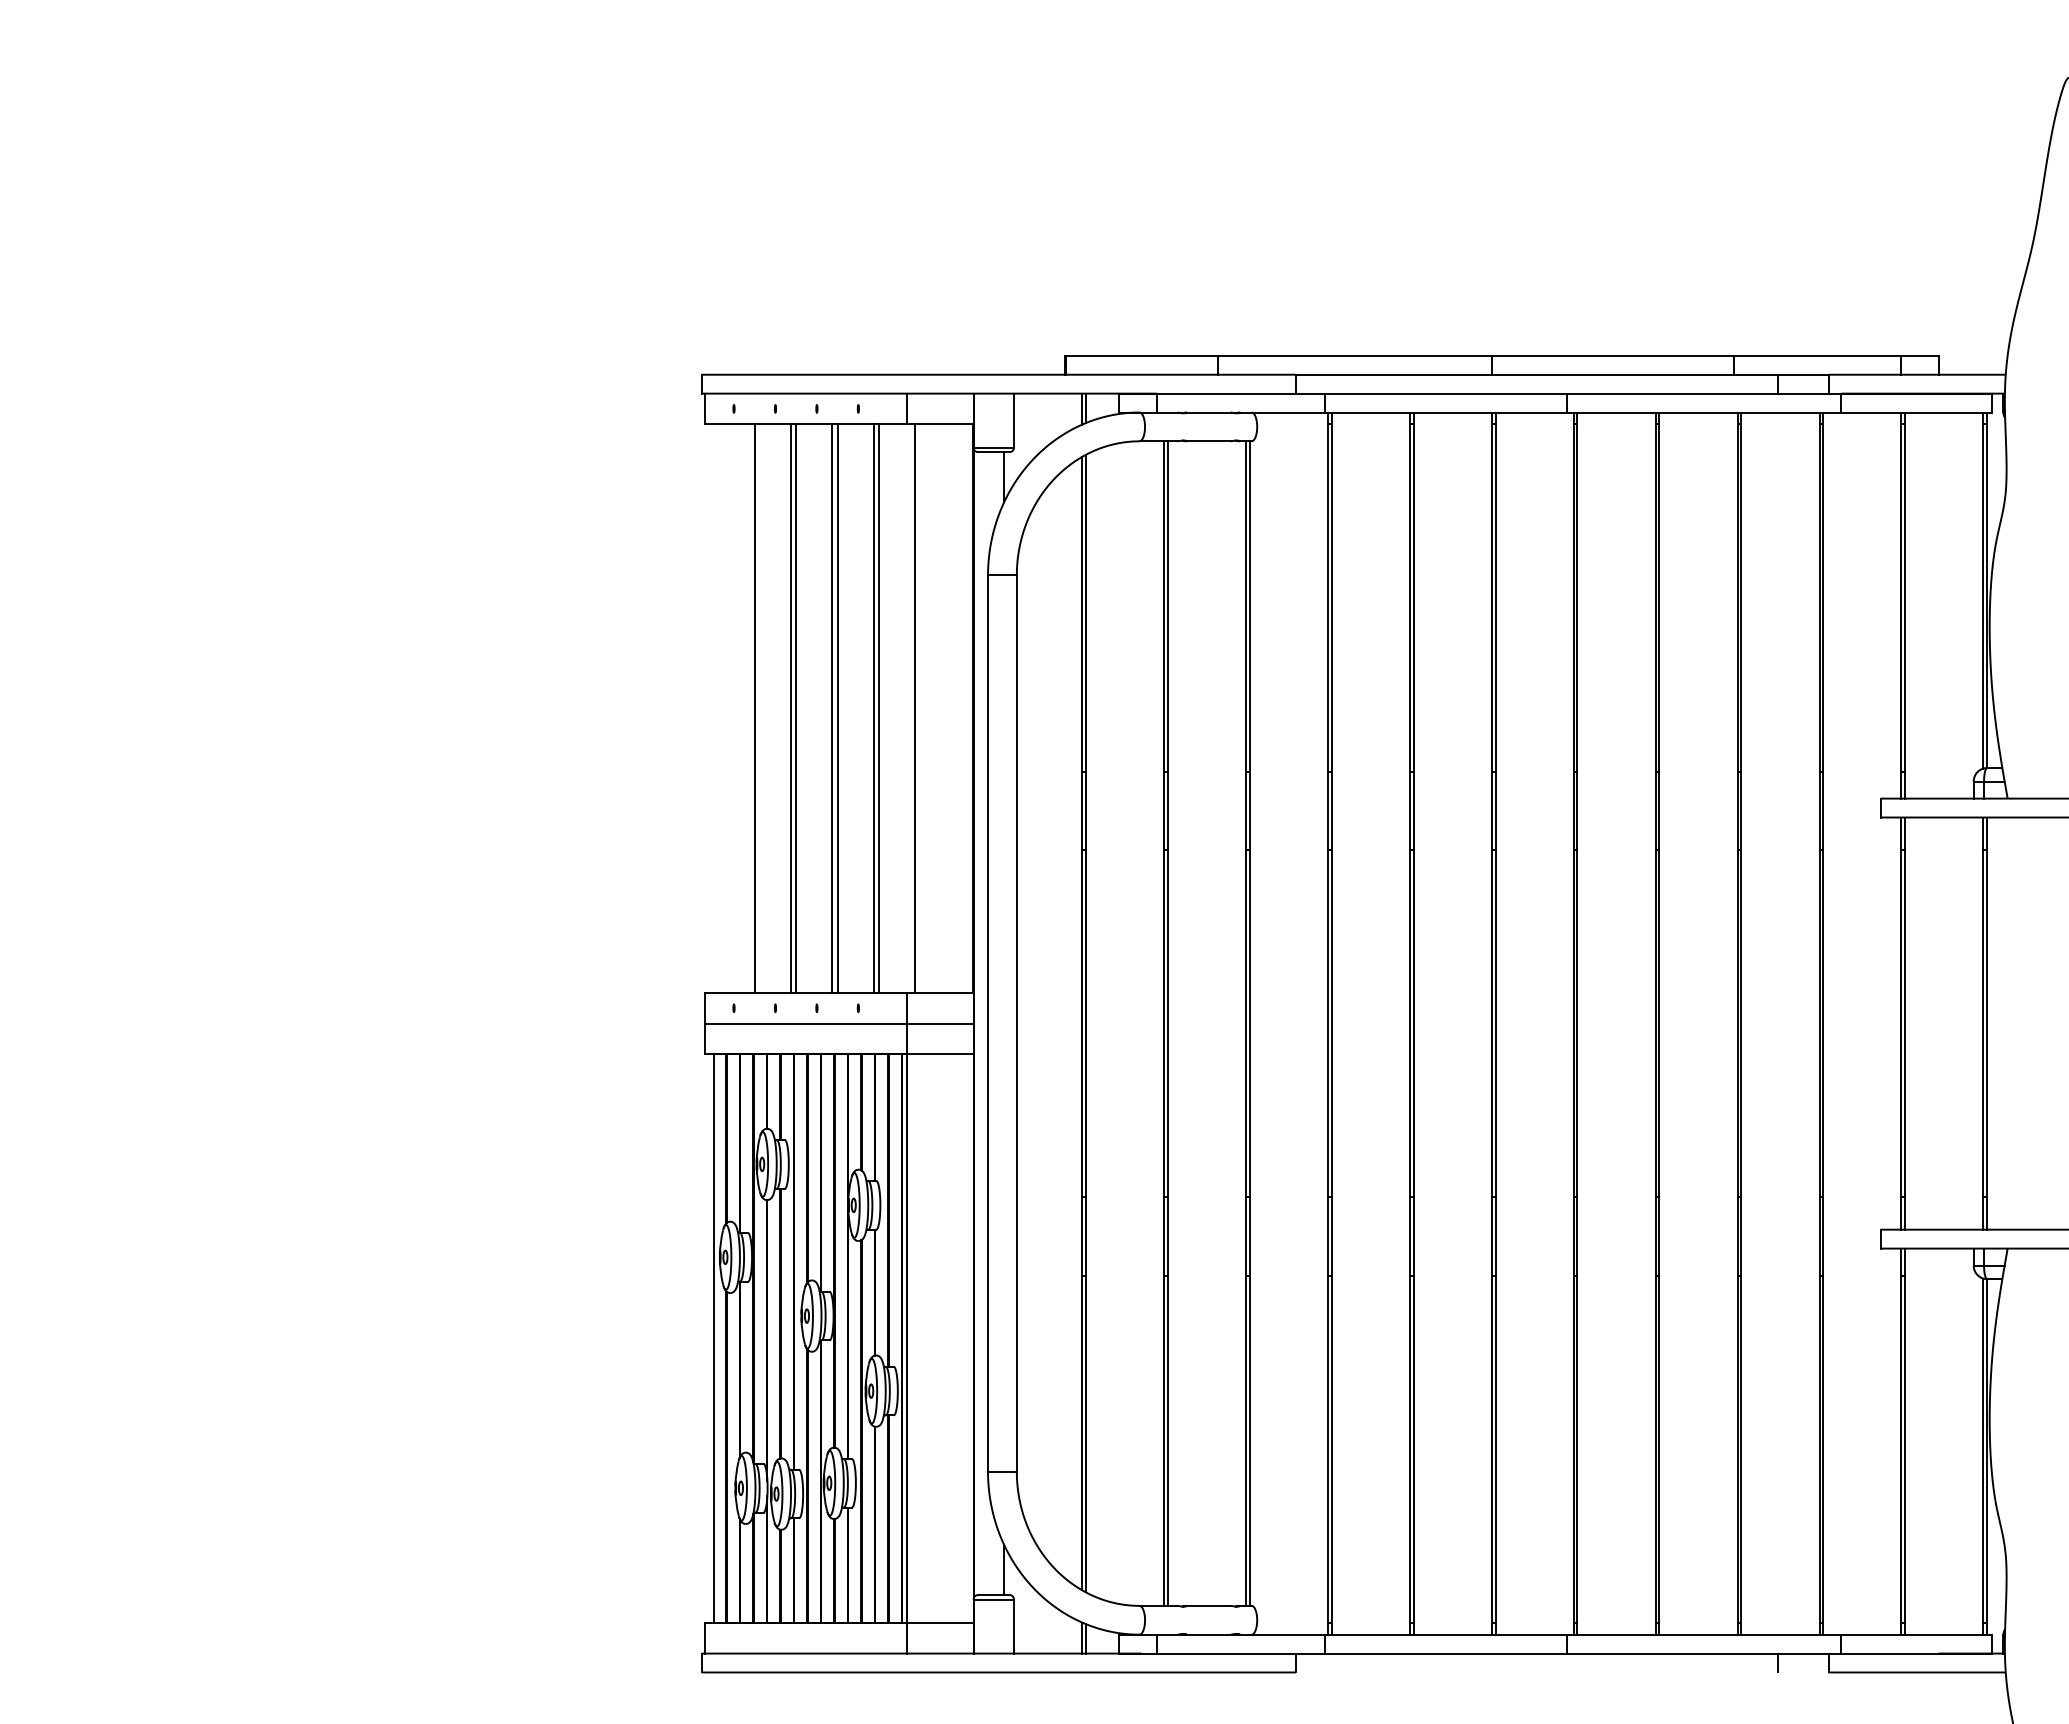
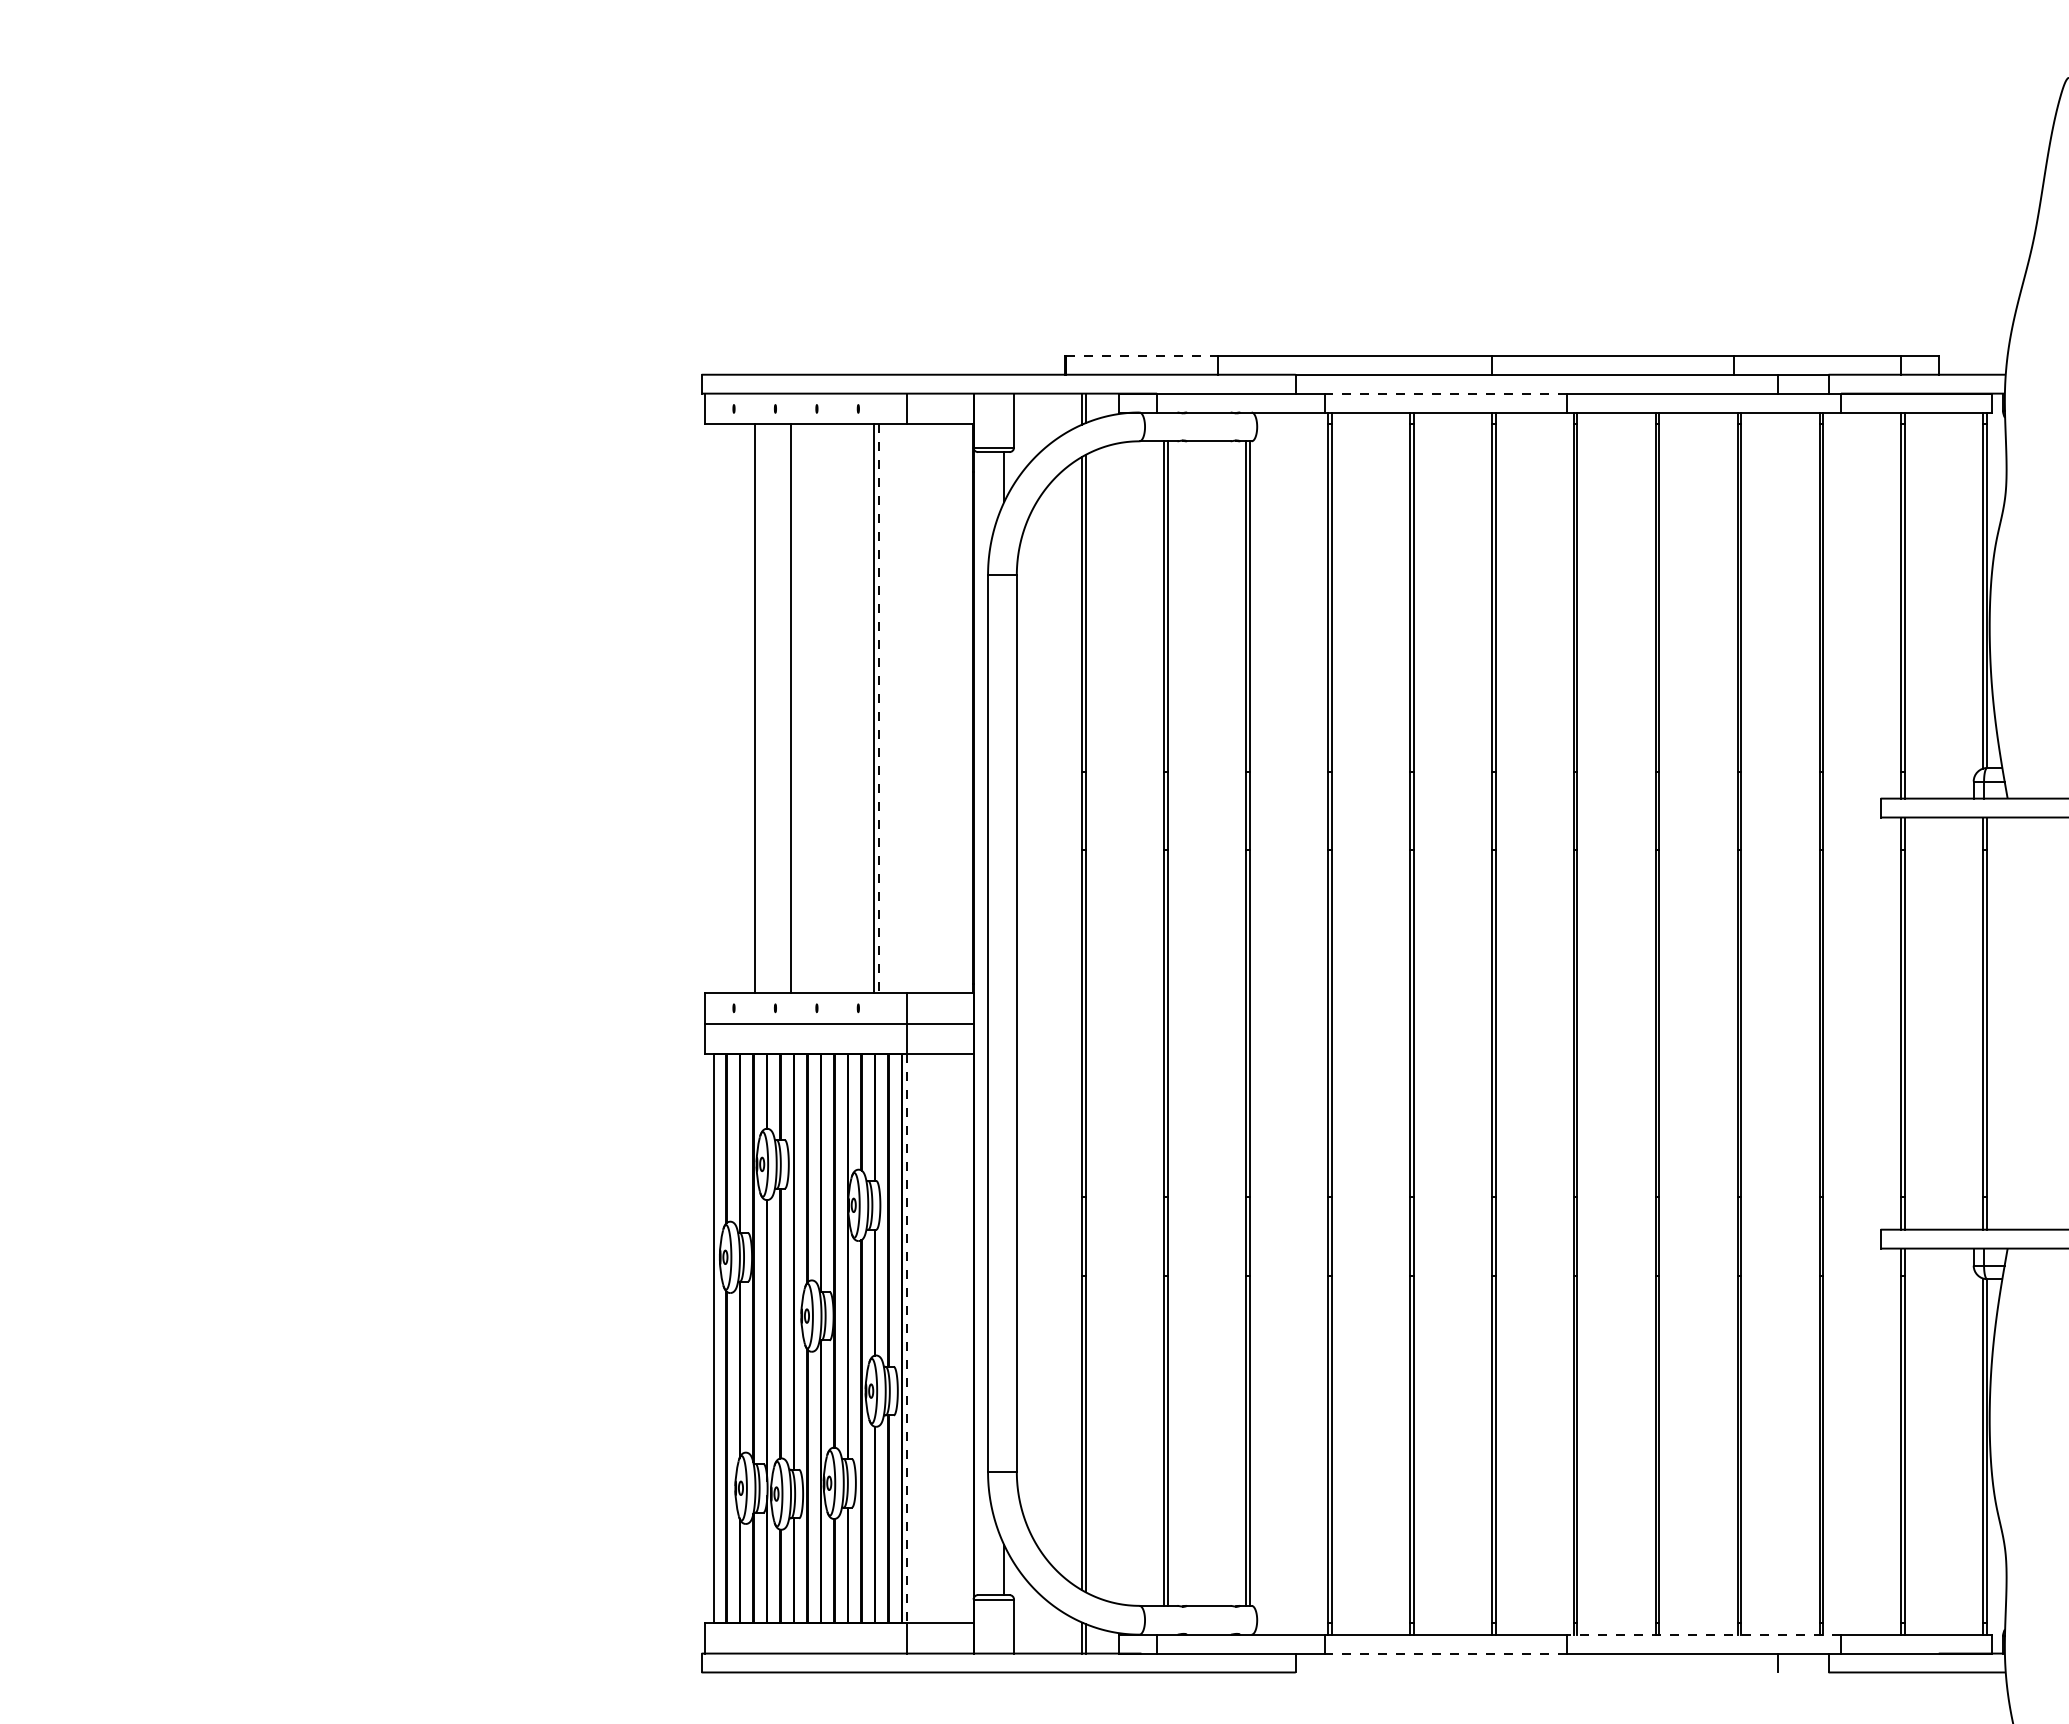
line: solid -> dashed (1142, 355)
line: solid -> dashed (1446, 393)
line: present -> none (796, 708)
line: present -> none (832, 708)
line: present -> none (837, 708)
line: present -> none (914, 708)
line: solid -> dashed (878, 709)
line: solid -> dashed (907, 1339)
line: solid -> dashed (1703, 1634)
line: solid -> dashed (1446, 1653)
